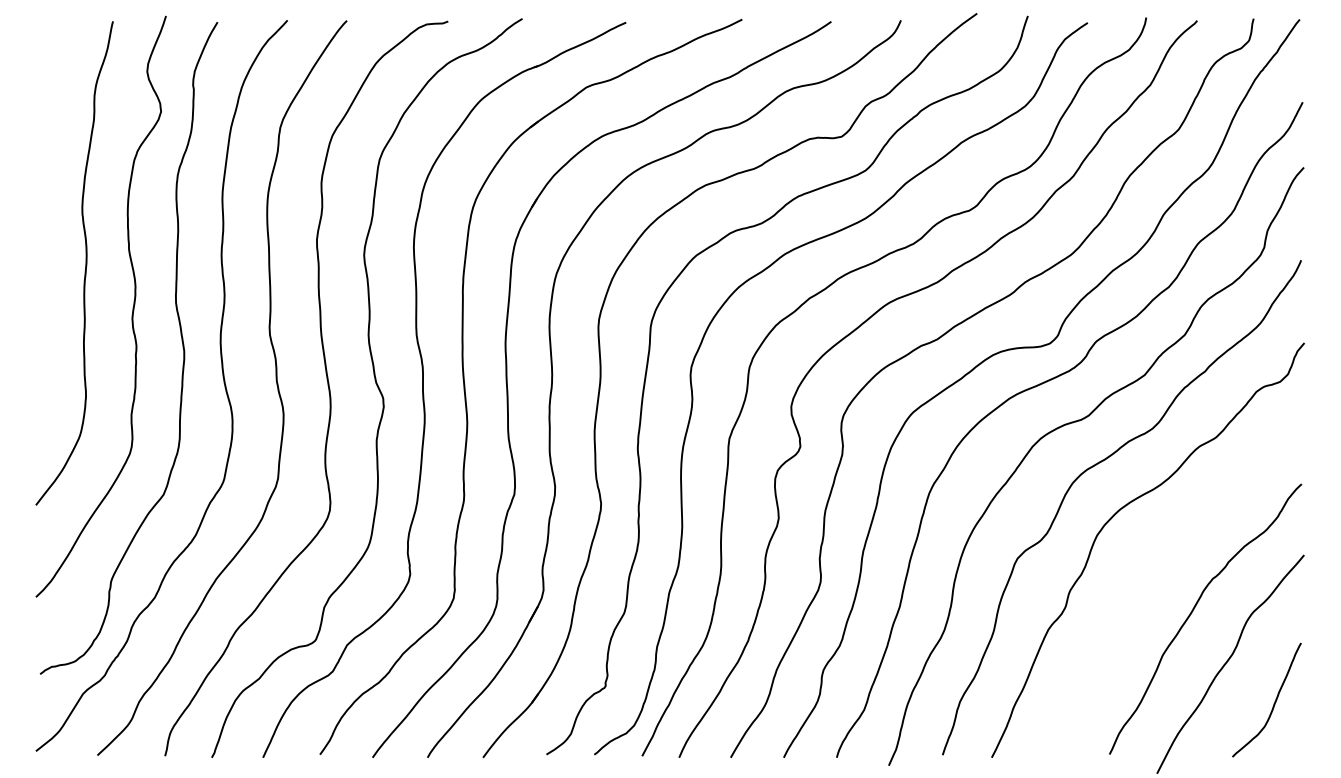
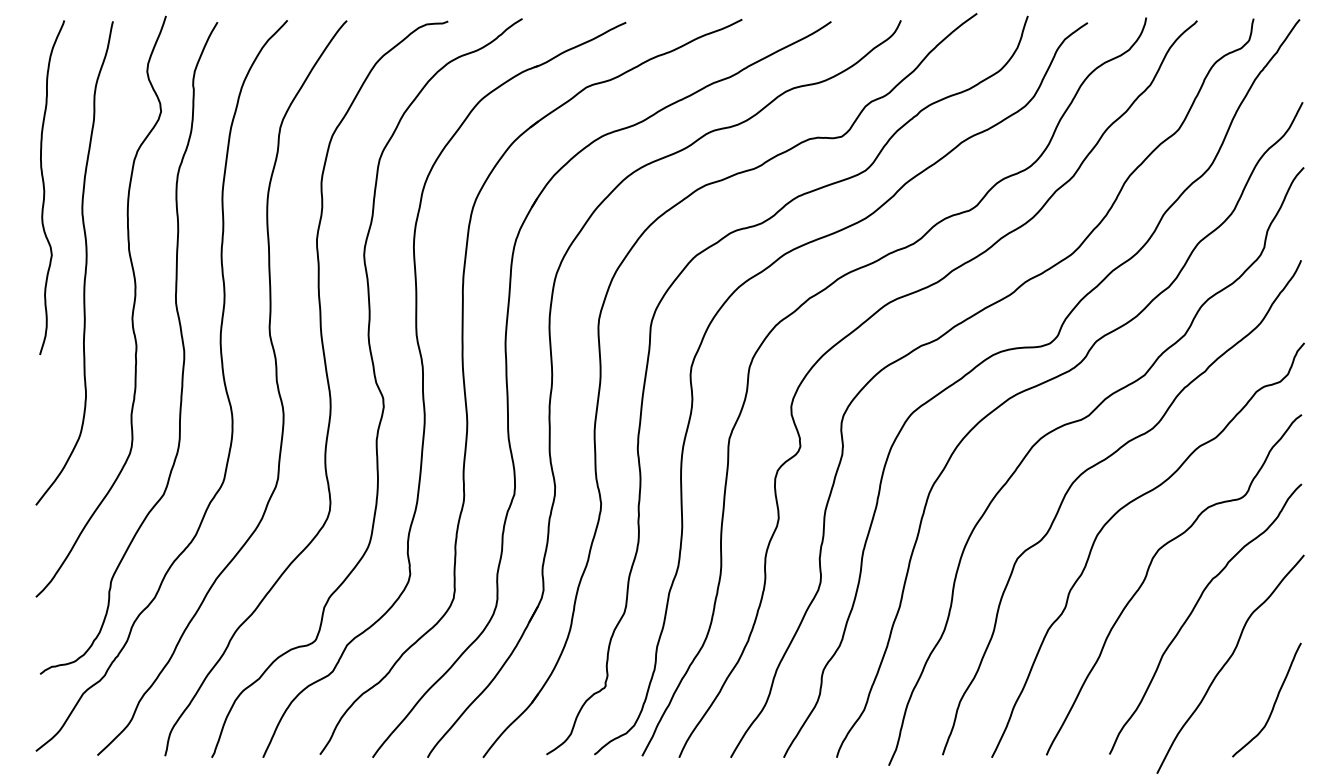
curve: none -> present (45, 190)
curve: none -> present (1147, 575)
